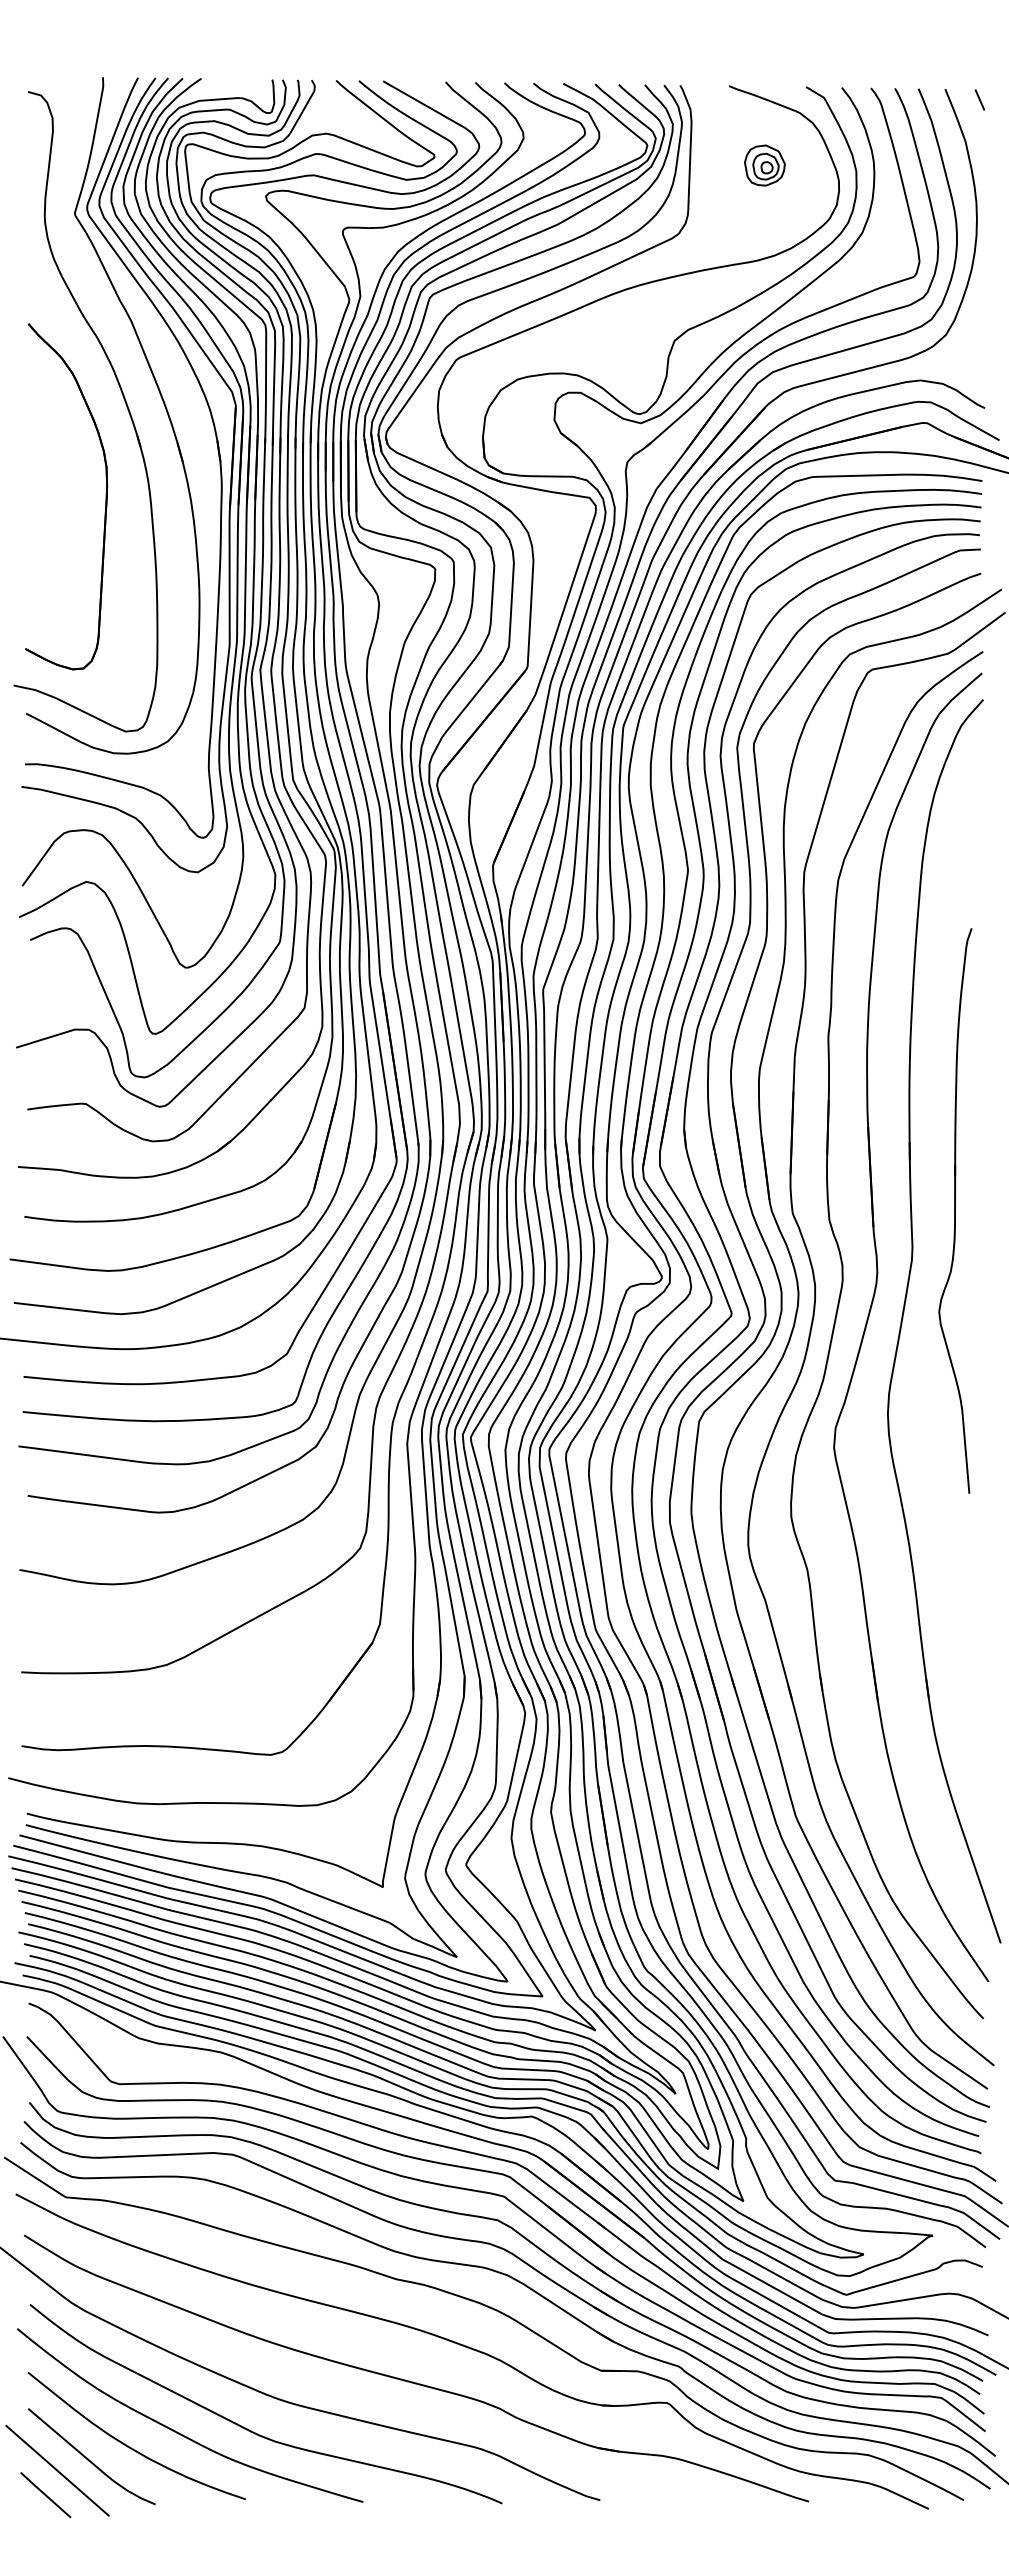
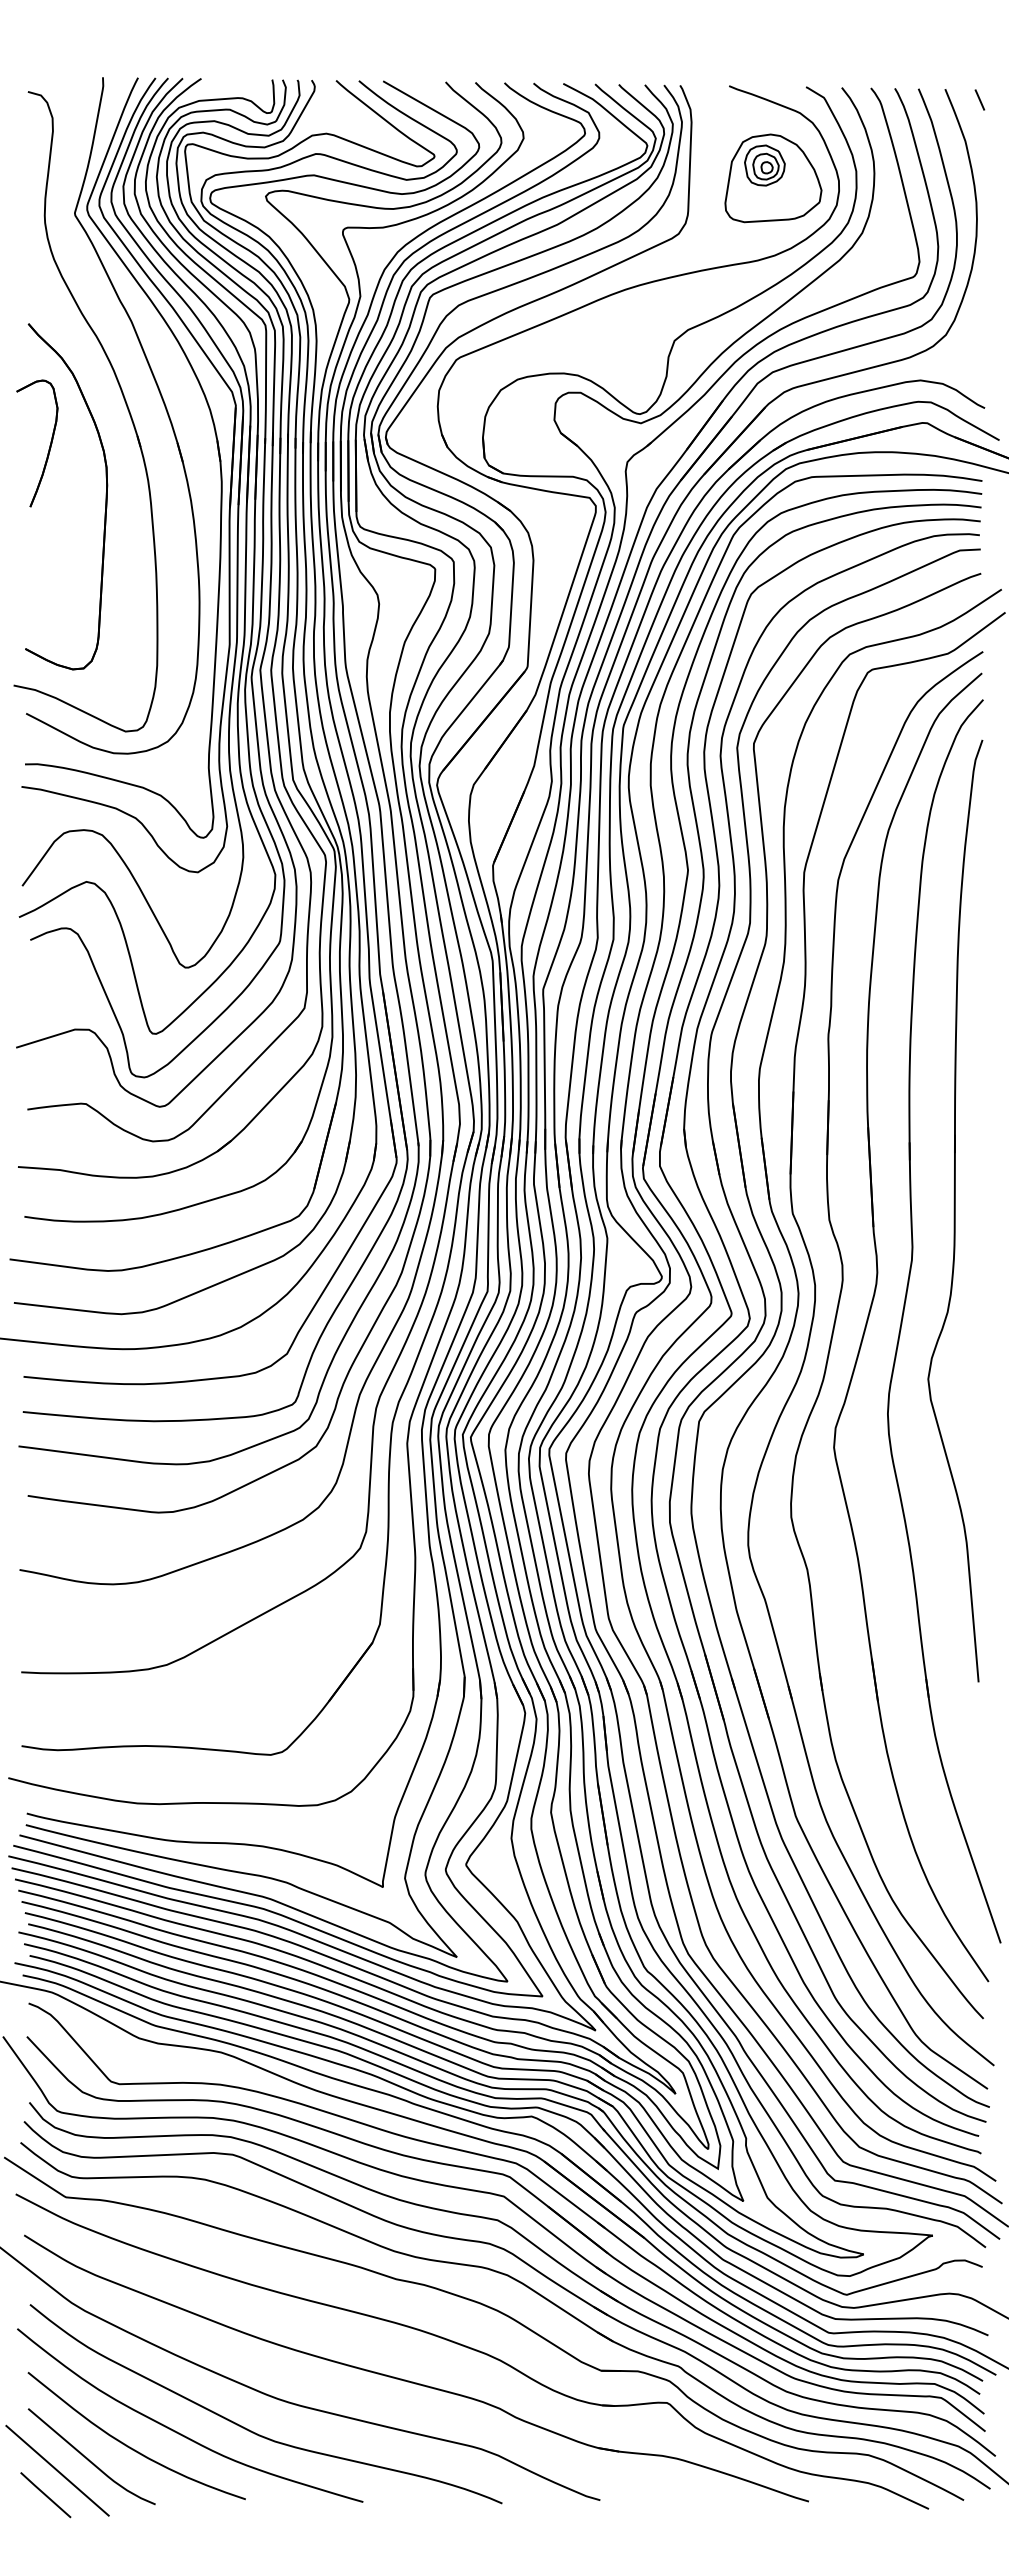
part: none -> present (773, 178)
part: none -> present (49, 445)
part size: 35x566 px -> 57x944 px (955, 1210)
